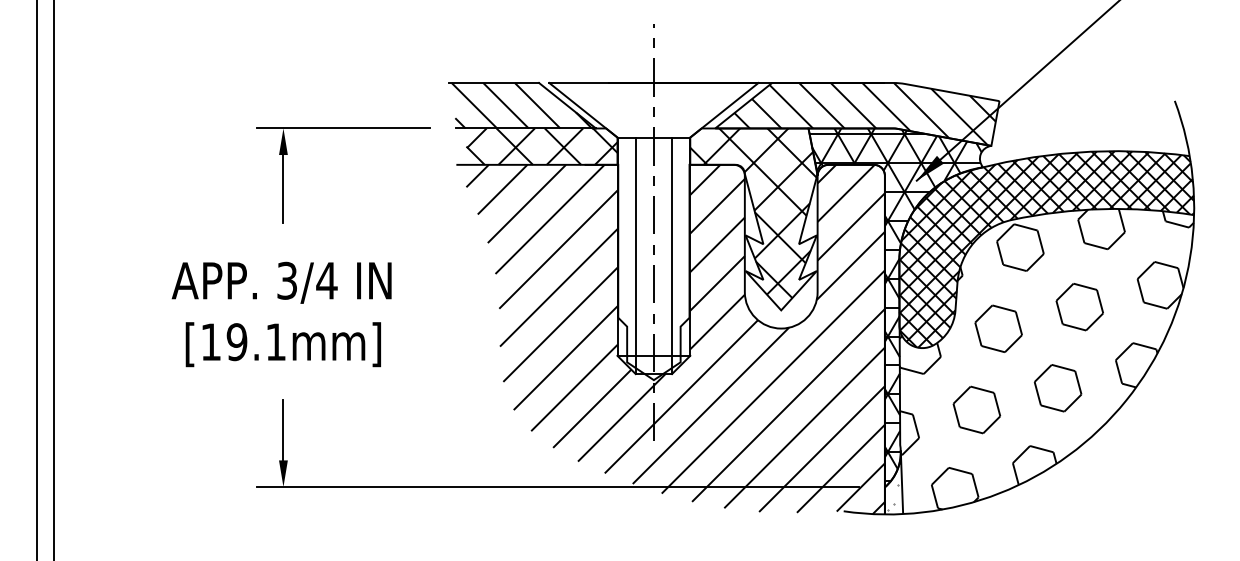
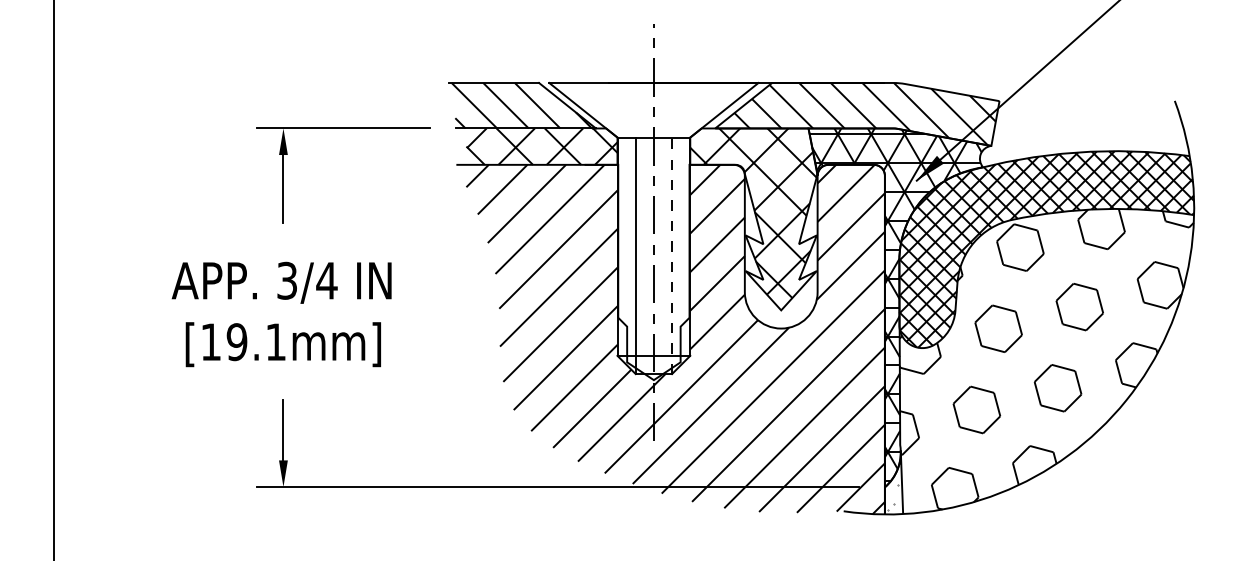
line: solid -> dashed (672, 255)
line: present -> none (37, 279)
